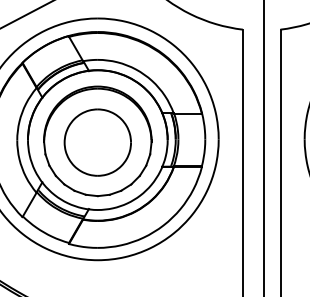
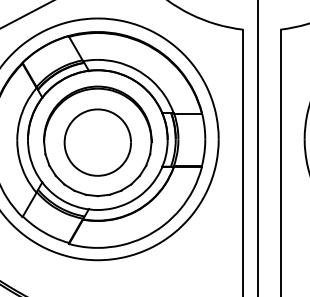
line position: (264, 147) -> (258, 147) (258, 147)
